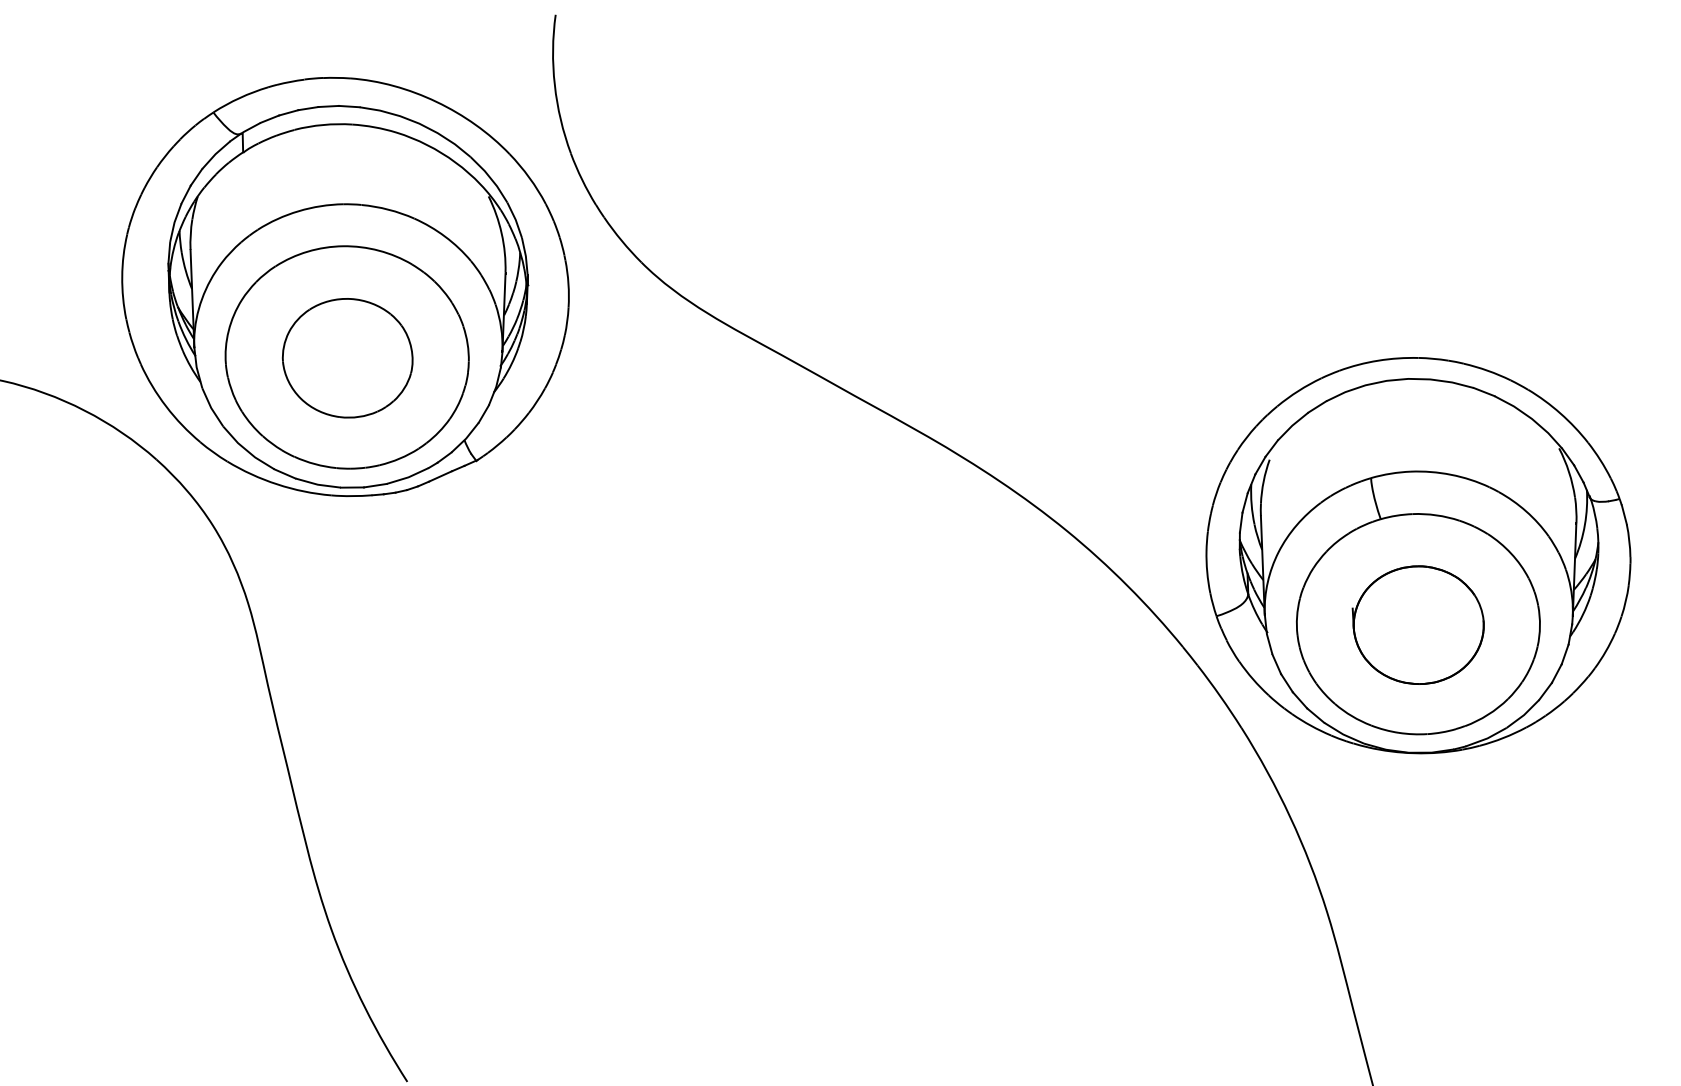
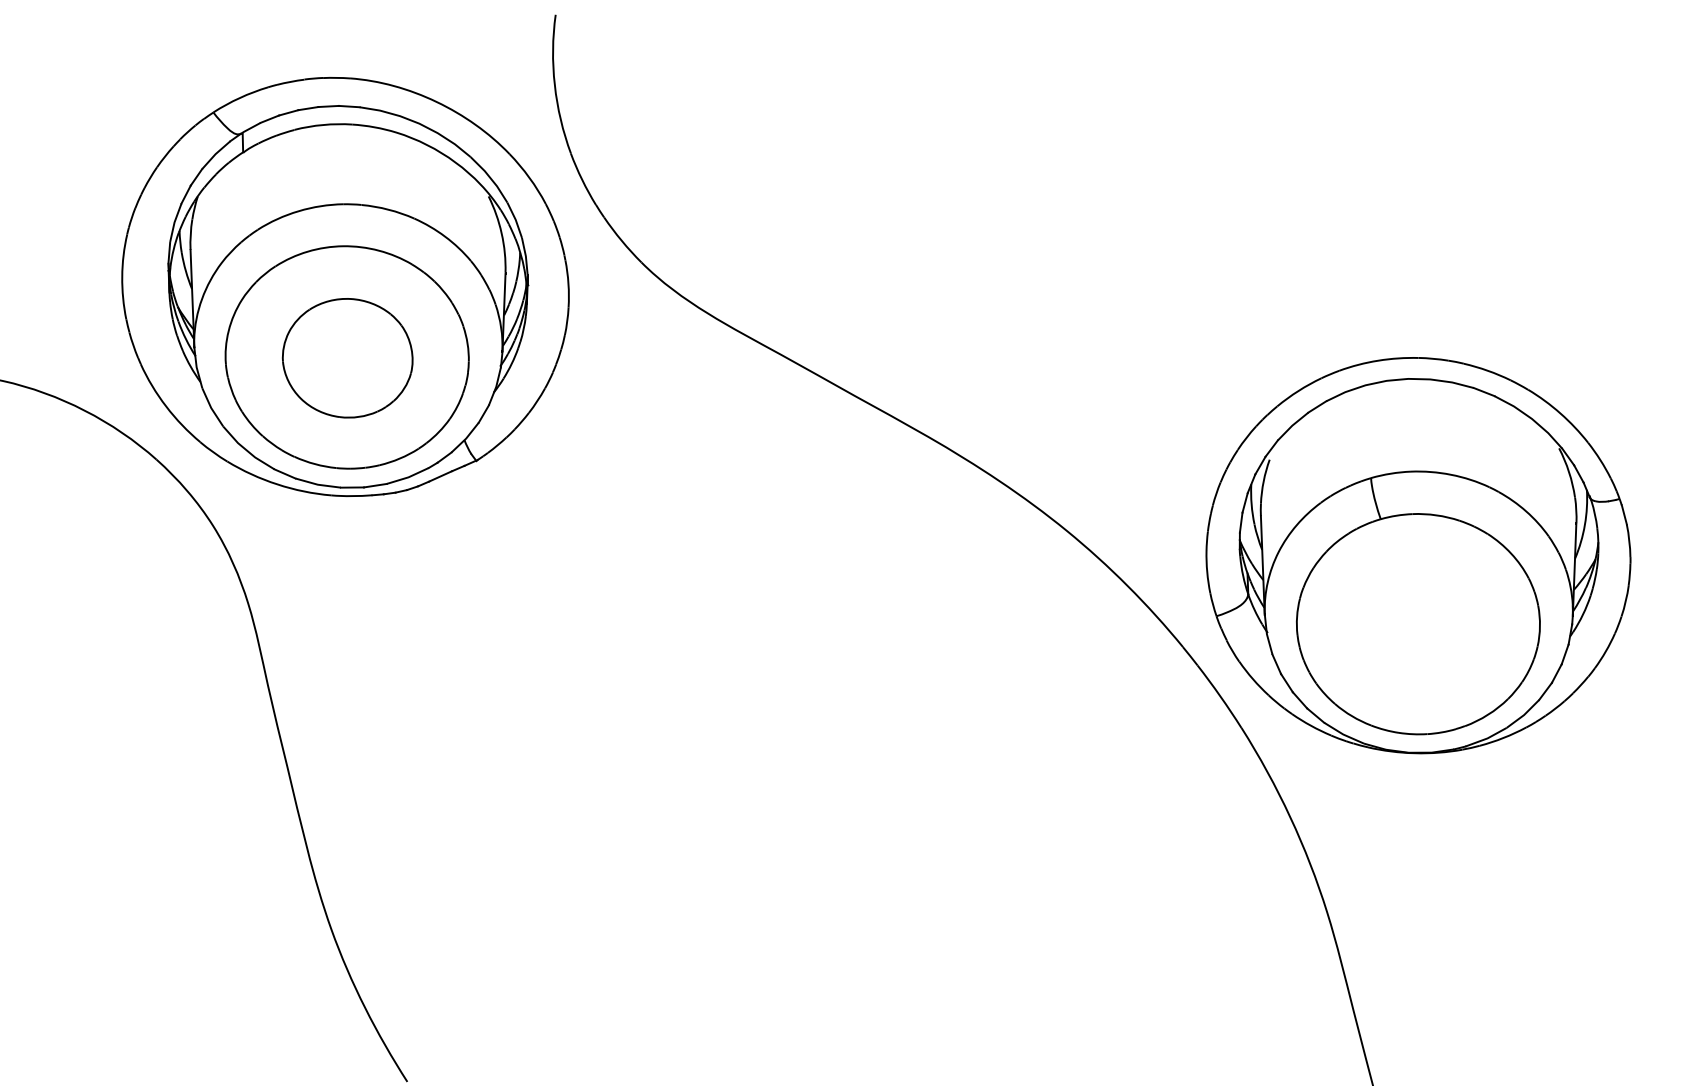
part: present -> none (1417, 624)
